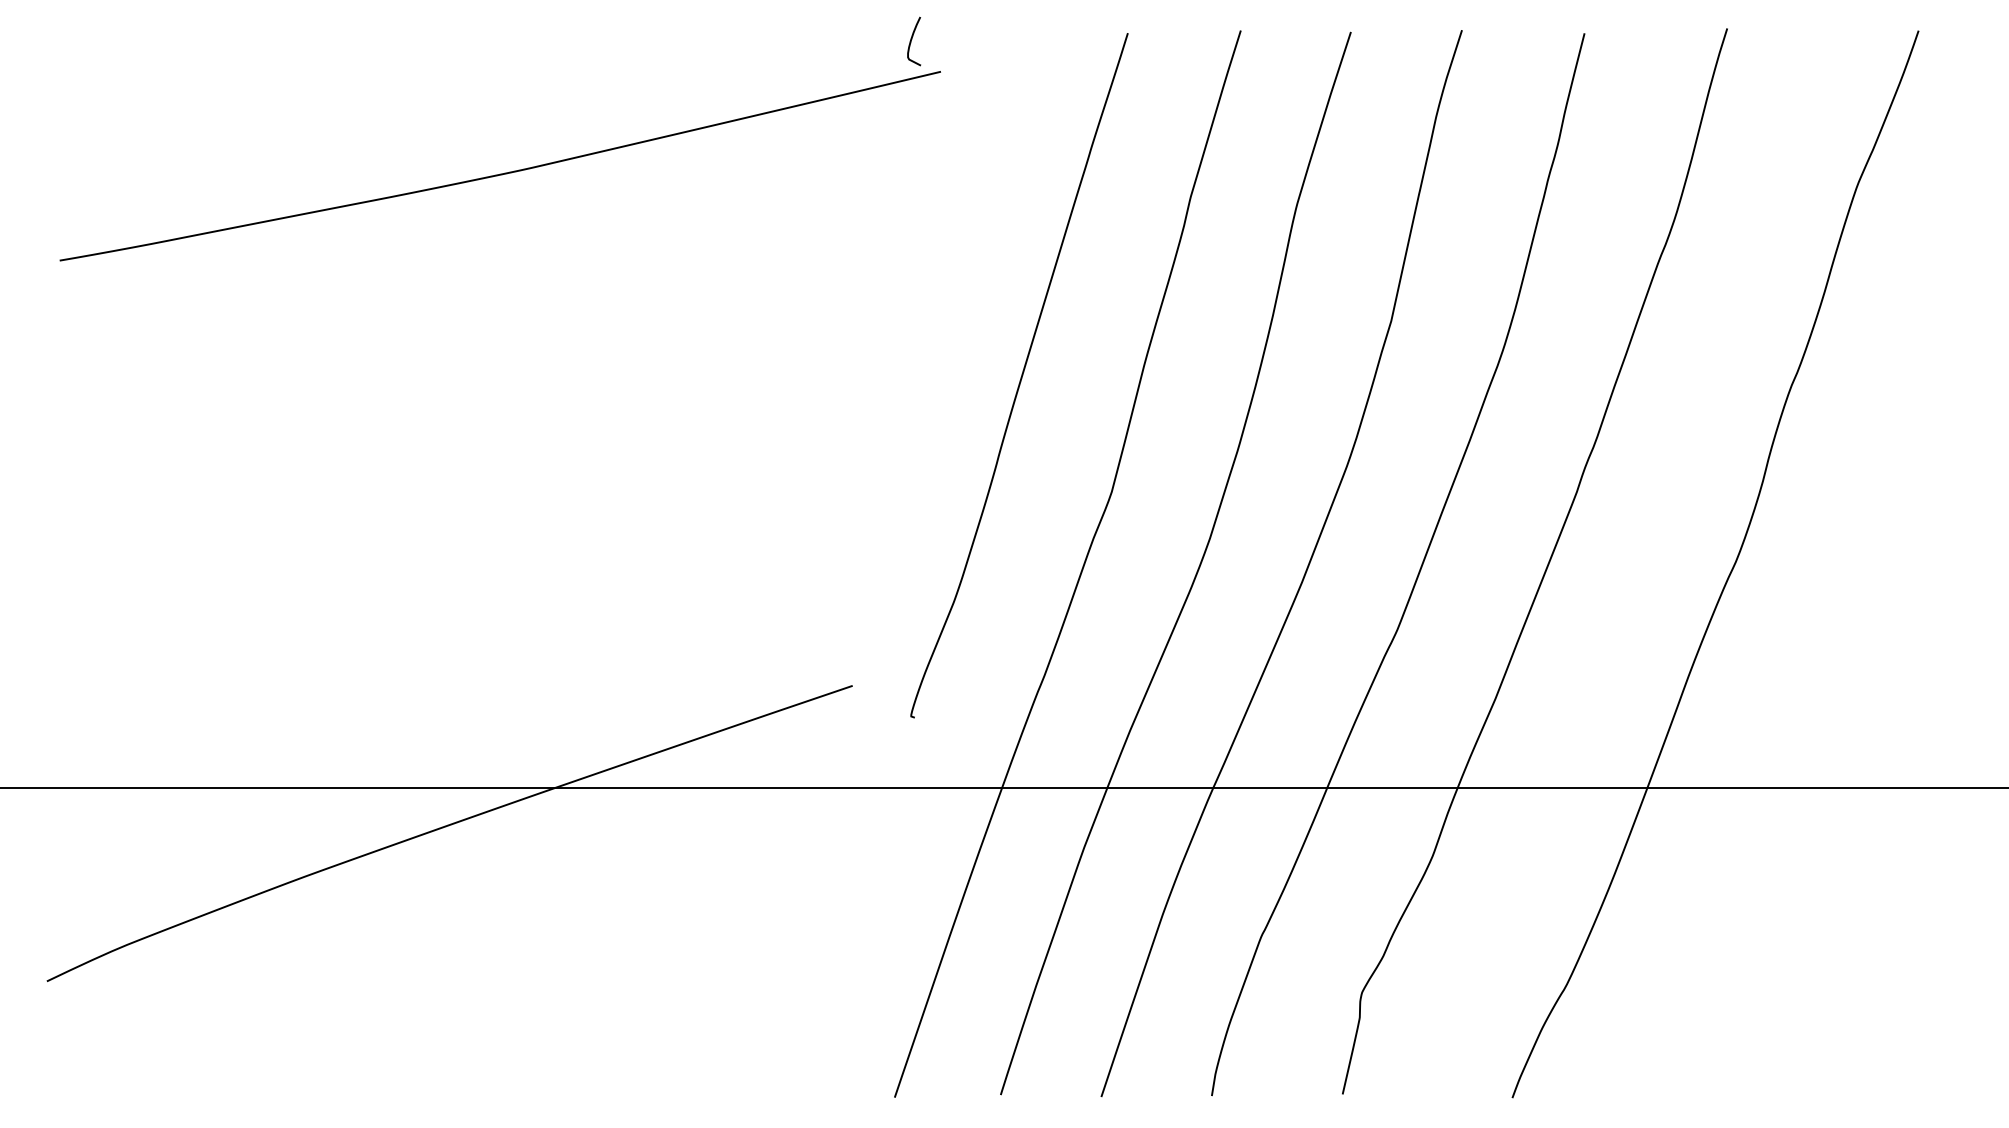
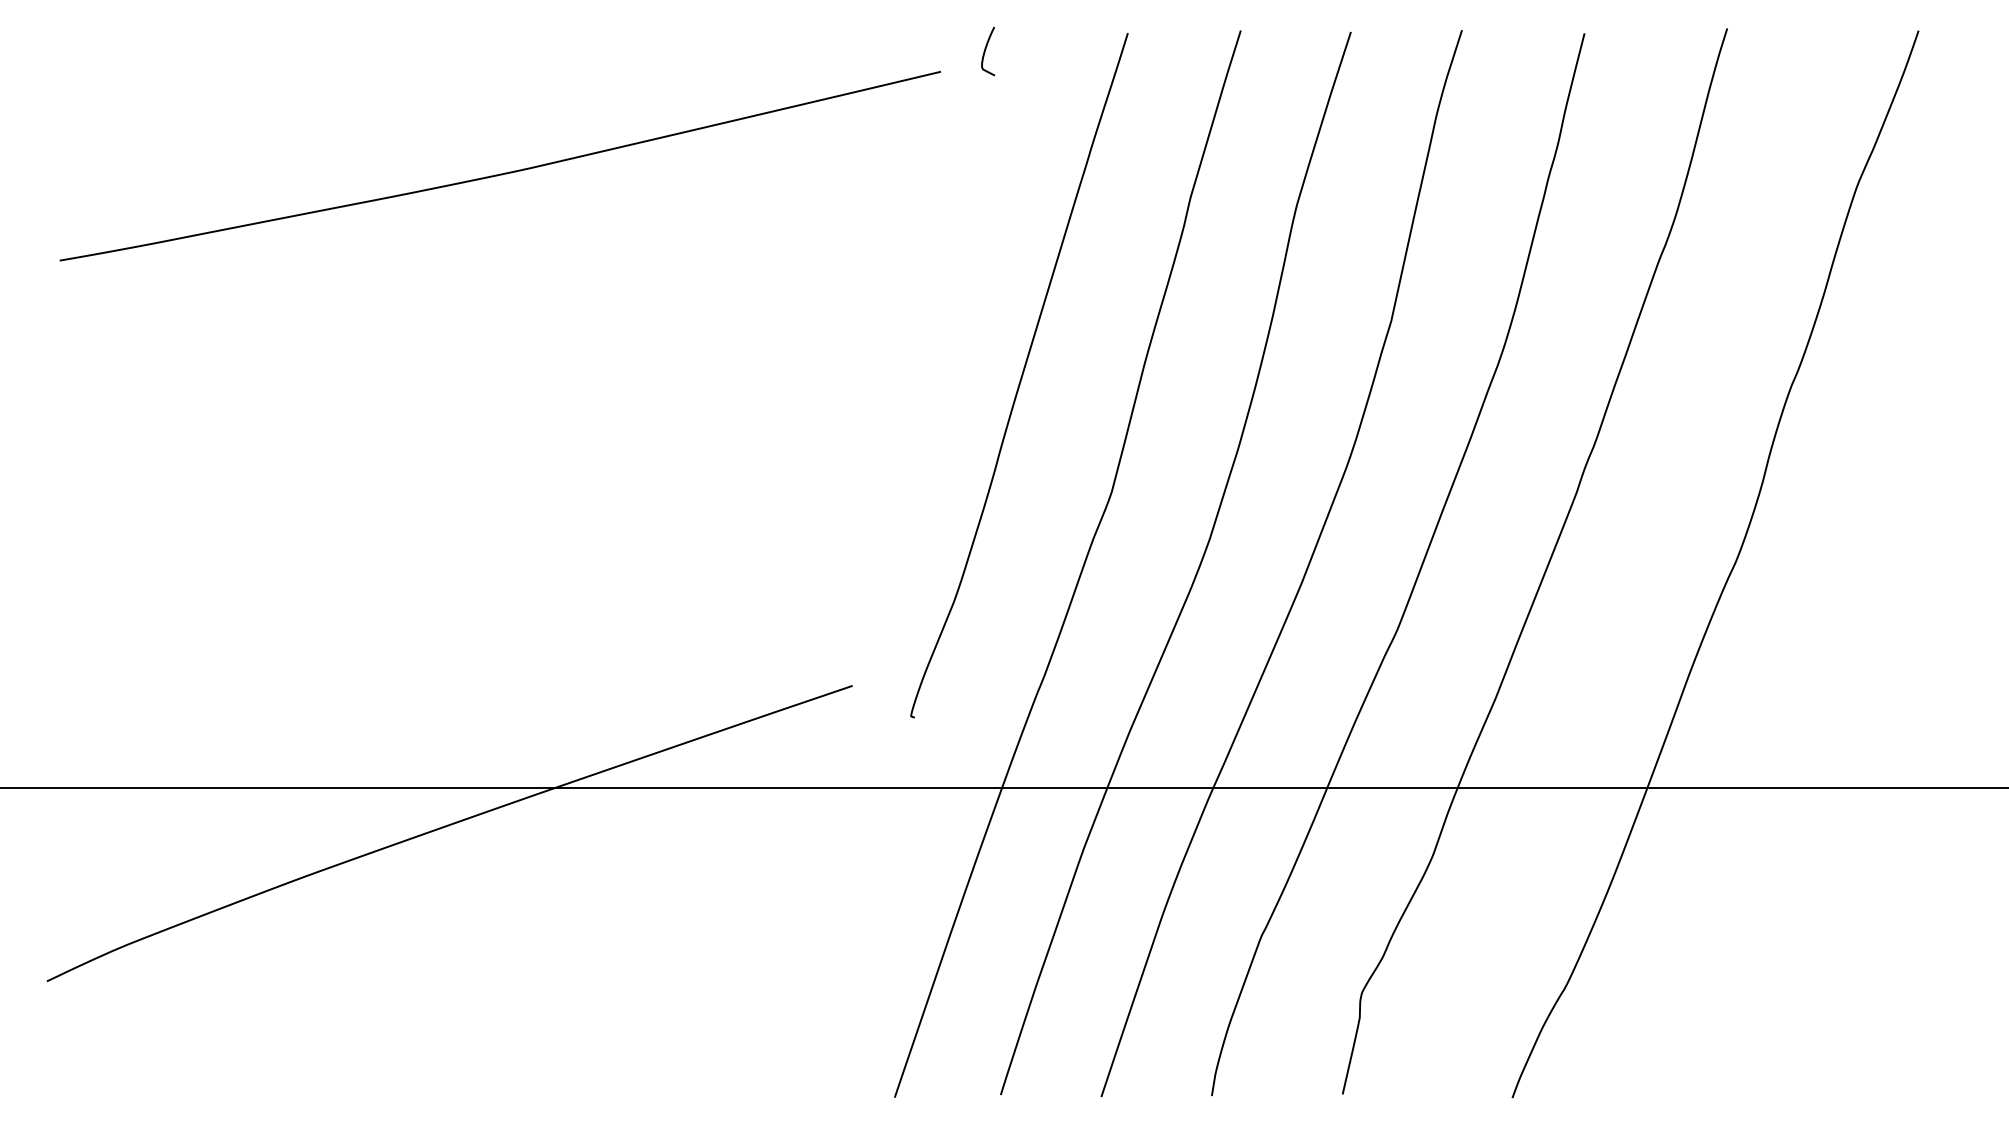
curve position: (912, 39) -> (986, 49) (986, 49)
